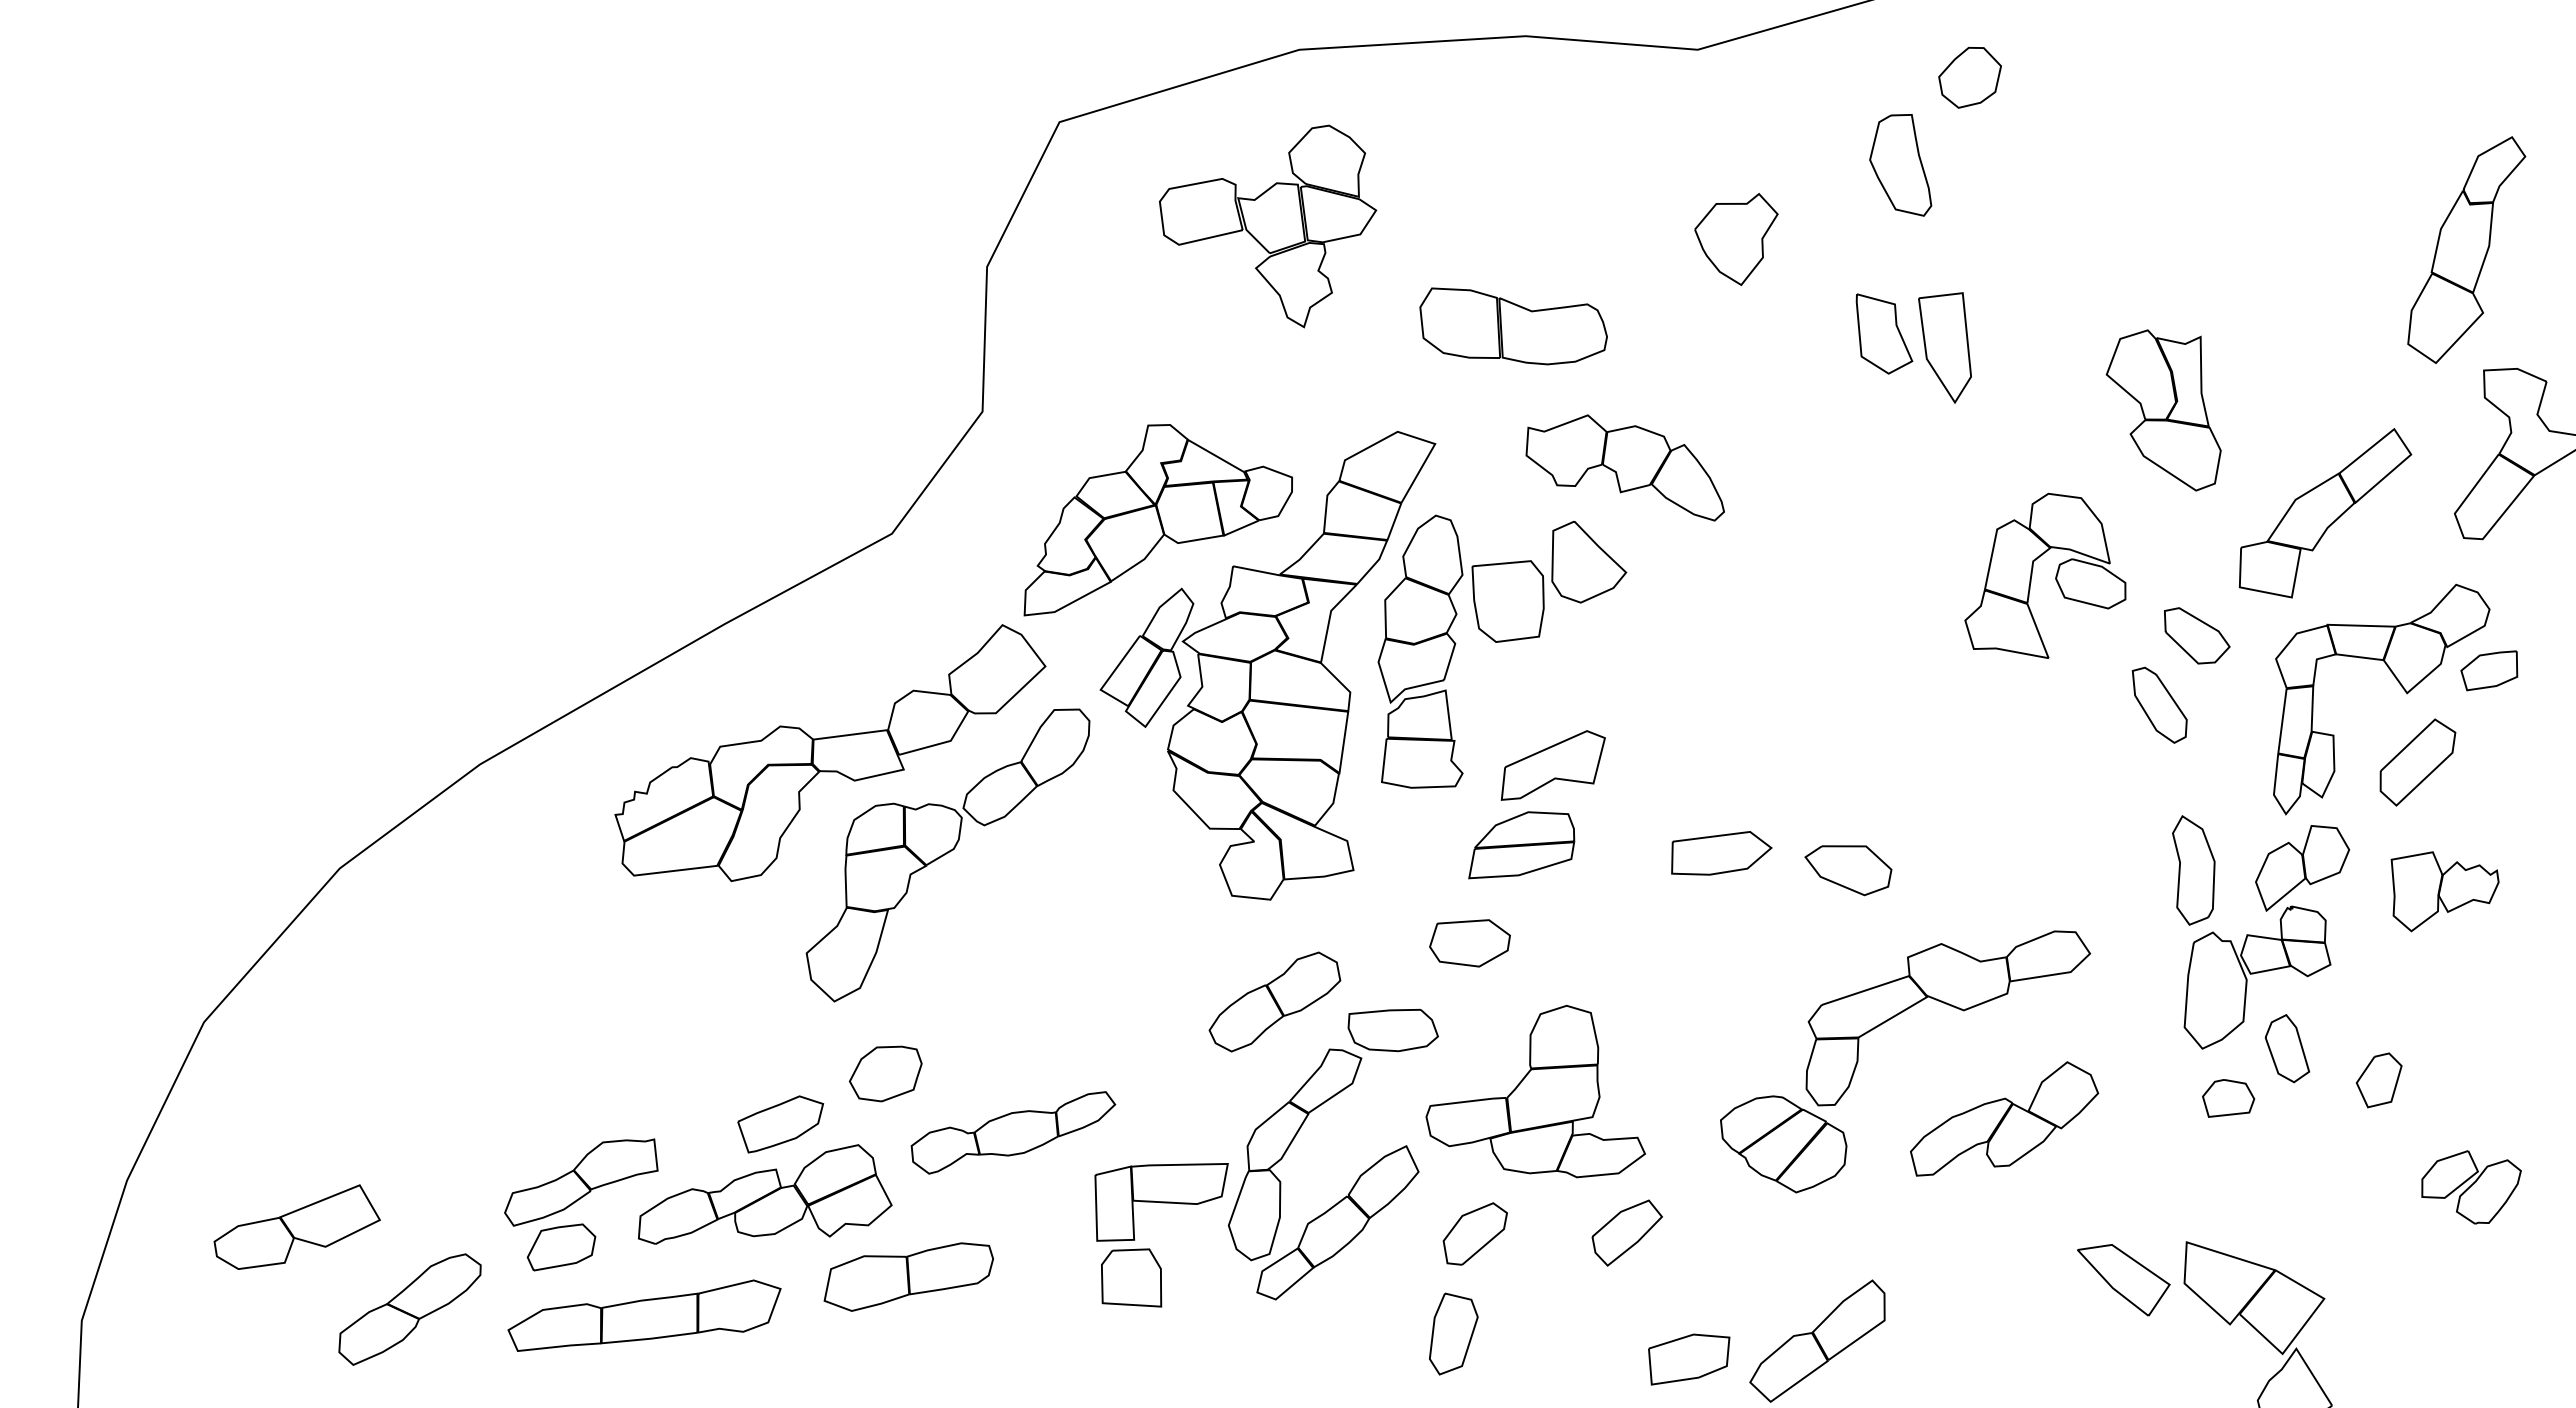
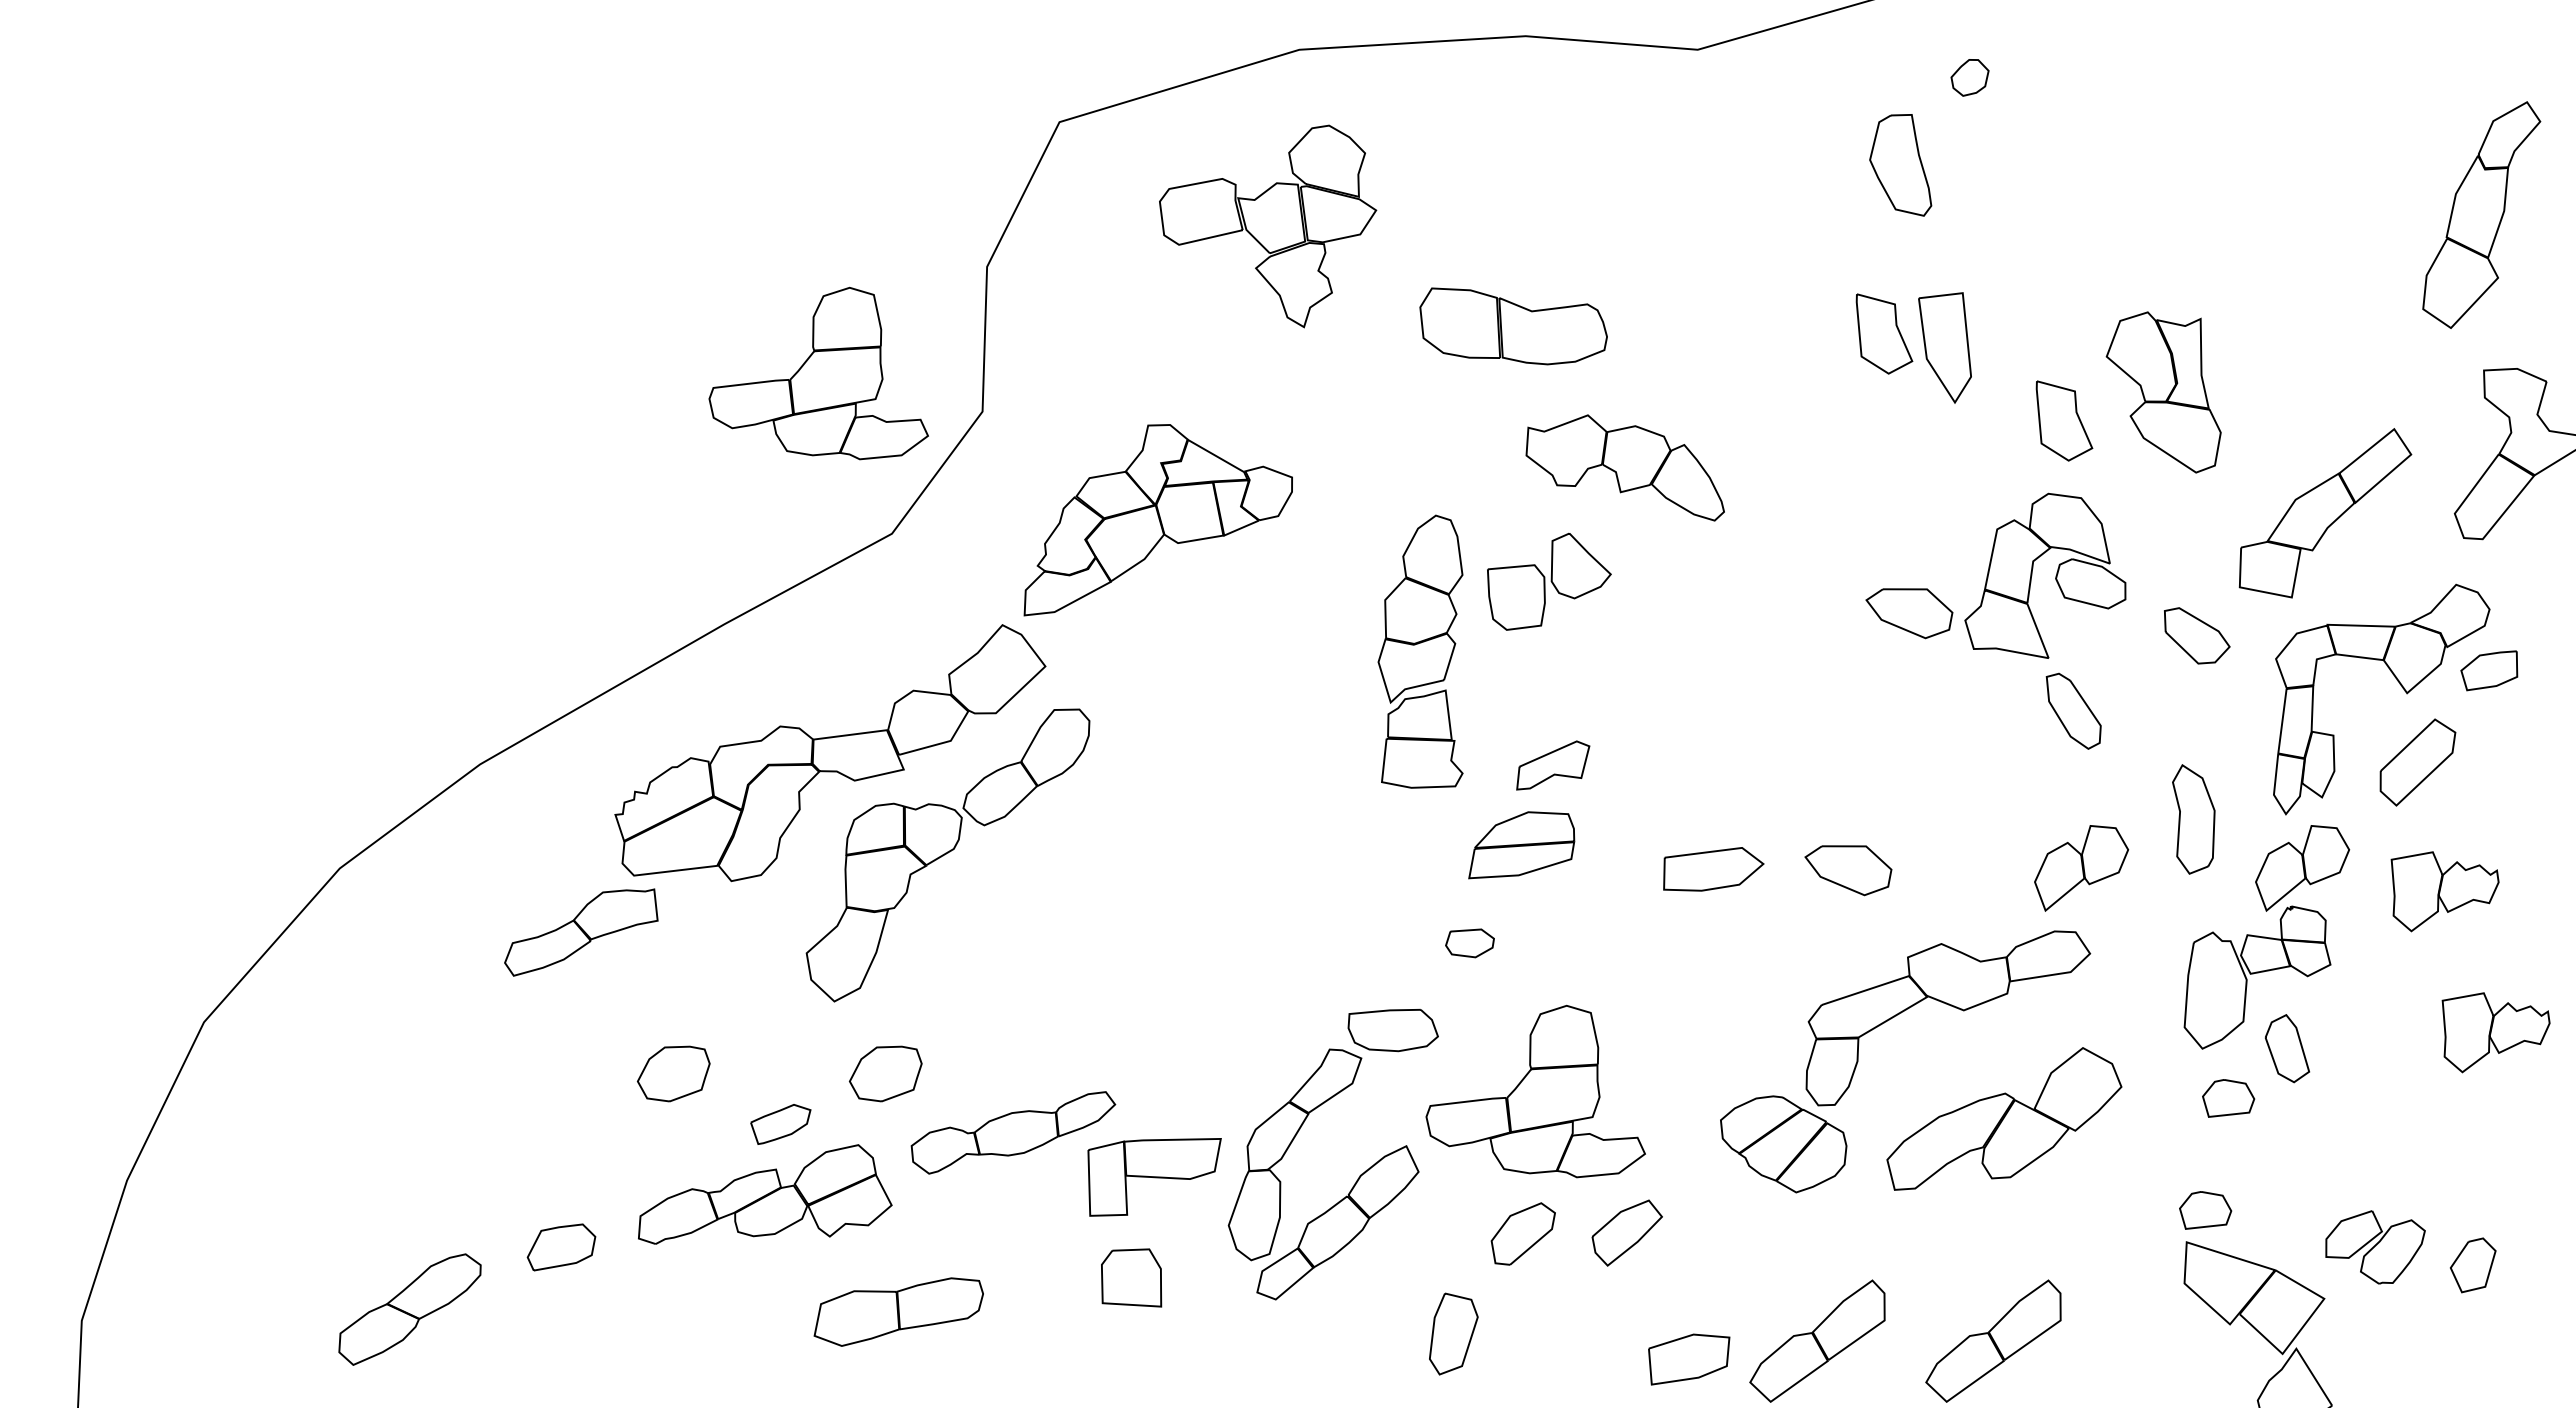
part size: 64x62 px -> 40x38 px (1969, 77)
part: present -> none (1736, 239)
part position: (2466, 249) -> (2481, 214) (2481, 214)
part: none -> present (818, 373)
part position: (2163, 410) -> (2163, 392) (2163, 392)
part: none -> present (2064, 420)
part size: 157x123 px -> 125x99 px (1549, 581)
part: none -> present (1909, 613)
part: present -> none (1267, 665)
part position: (2159, 704) -> (2073, 710) (2073, 710)
part size: 106x71 px -> 75x51 px (1553, 765)
part position: (1721, 853) -> (1713, 869) (1713, 869)
part: none -> present (2081, 868)
part position: (2193, 870) -> (2193, 819) (2193, 819)
part size: 82x49 px -> 50x31 px (1469, 943)
part: present -> none (1274, 1001)
part: none -> present (2495, 1032)
part: none -> present (673, 1073)
part position: (2378, 1080) -> (2472, 1265) (2472, 1265)
part size: 190x116 px -> 237x144 px (2004, 1118)
part size: 88x59 px -> 62x41 px (780, 1124)
part position: (581, 1182) -> (581, 932) (581, 932)
part position: (2471, 1187) -> (2375, 1247) (2375, 1247)
part position: (1161, 1202) -> (1154, 1177) (1154, 1177)
part: none -> present (2205, 1210)
part: present -> none (296, 1226)
part position: (1474, 1233) -> (1522, 1233) (1522, 1233)
part position: (908, 1276) -> (898, 1311) (898, 1311)
part: present -> none (2123, 1280)
part: present -> none (644, 1315)
part: none -> present (1993, 1340)
